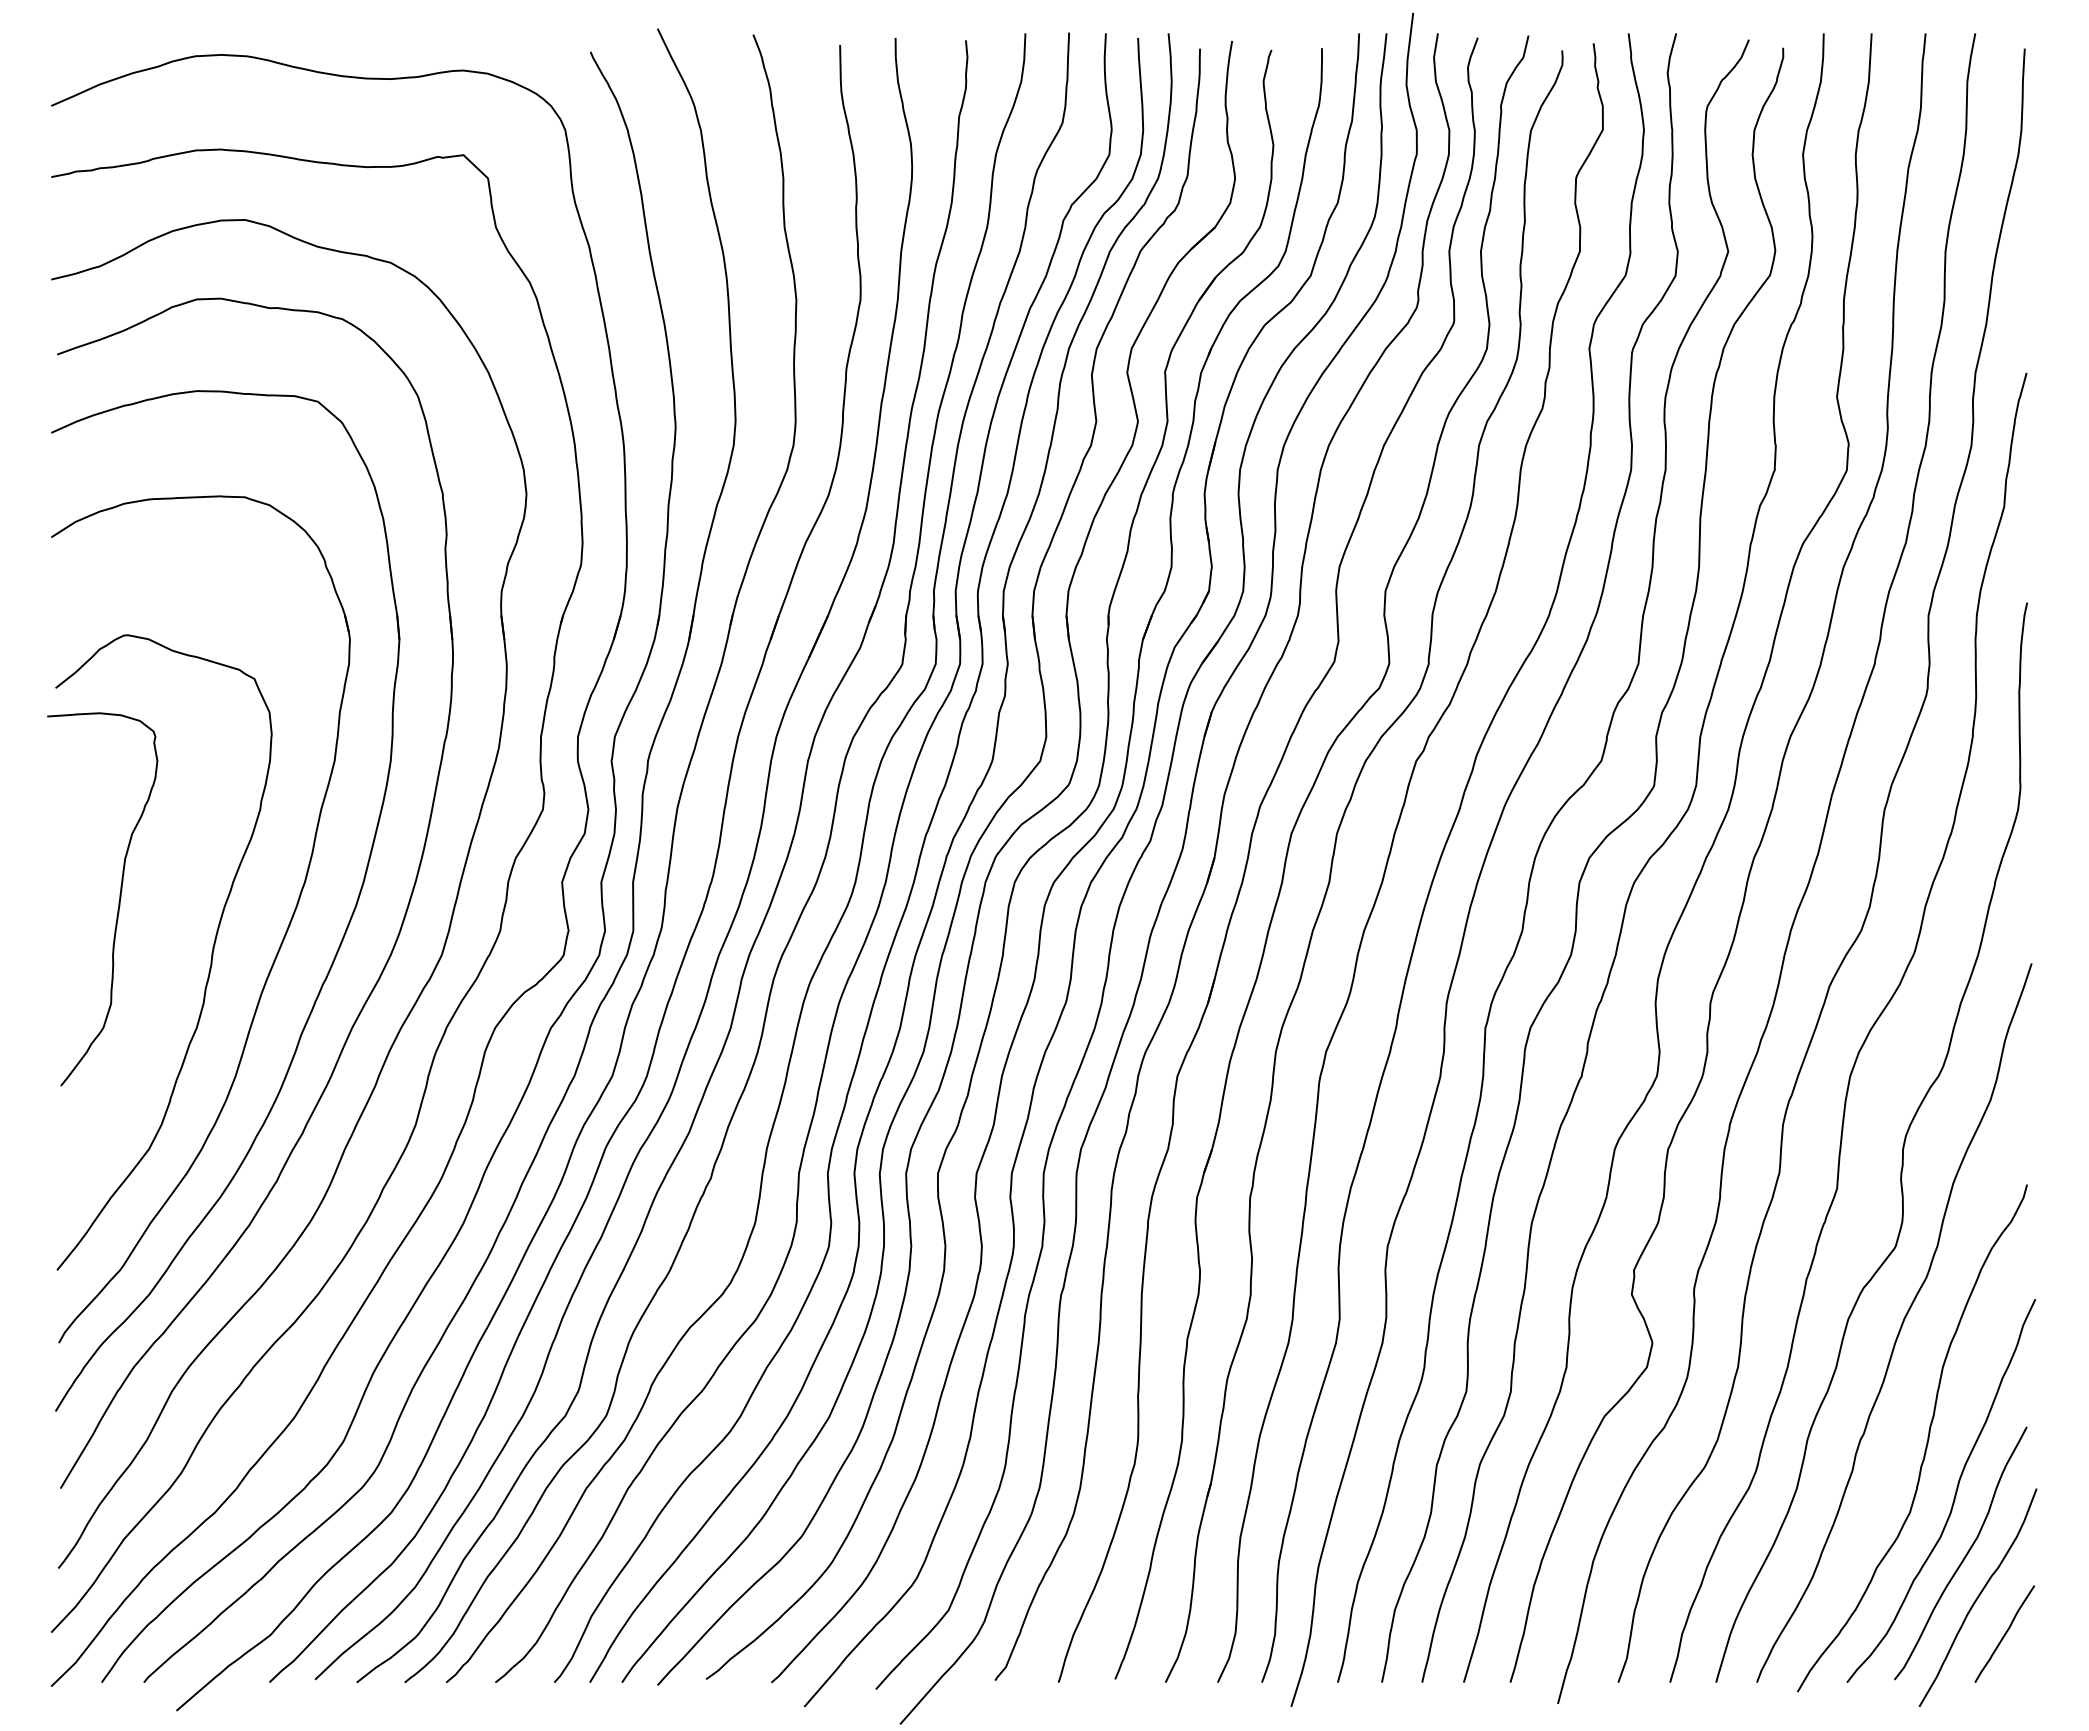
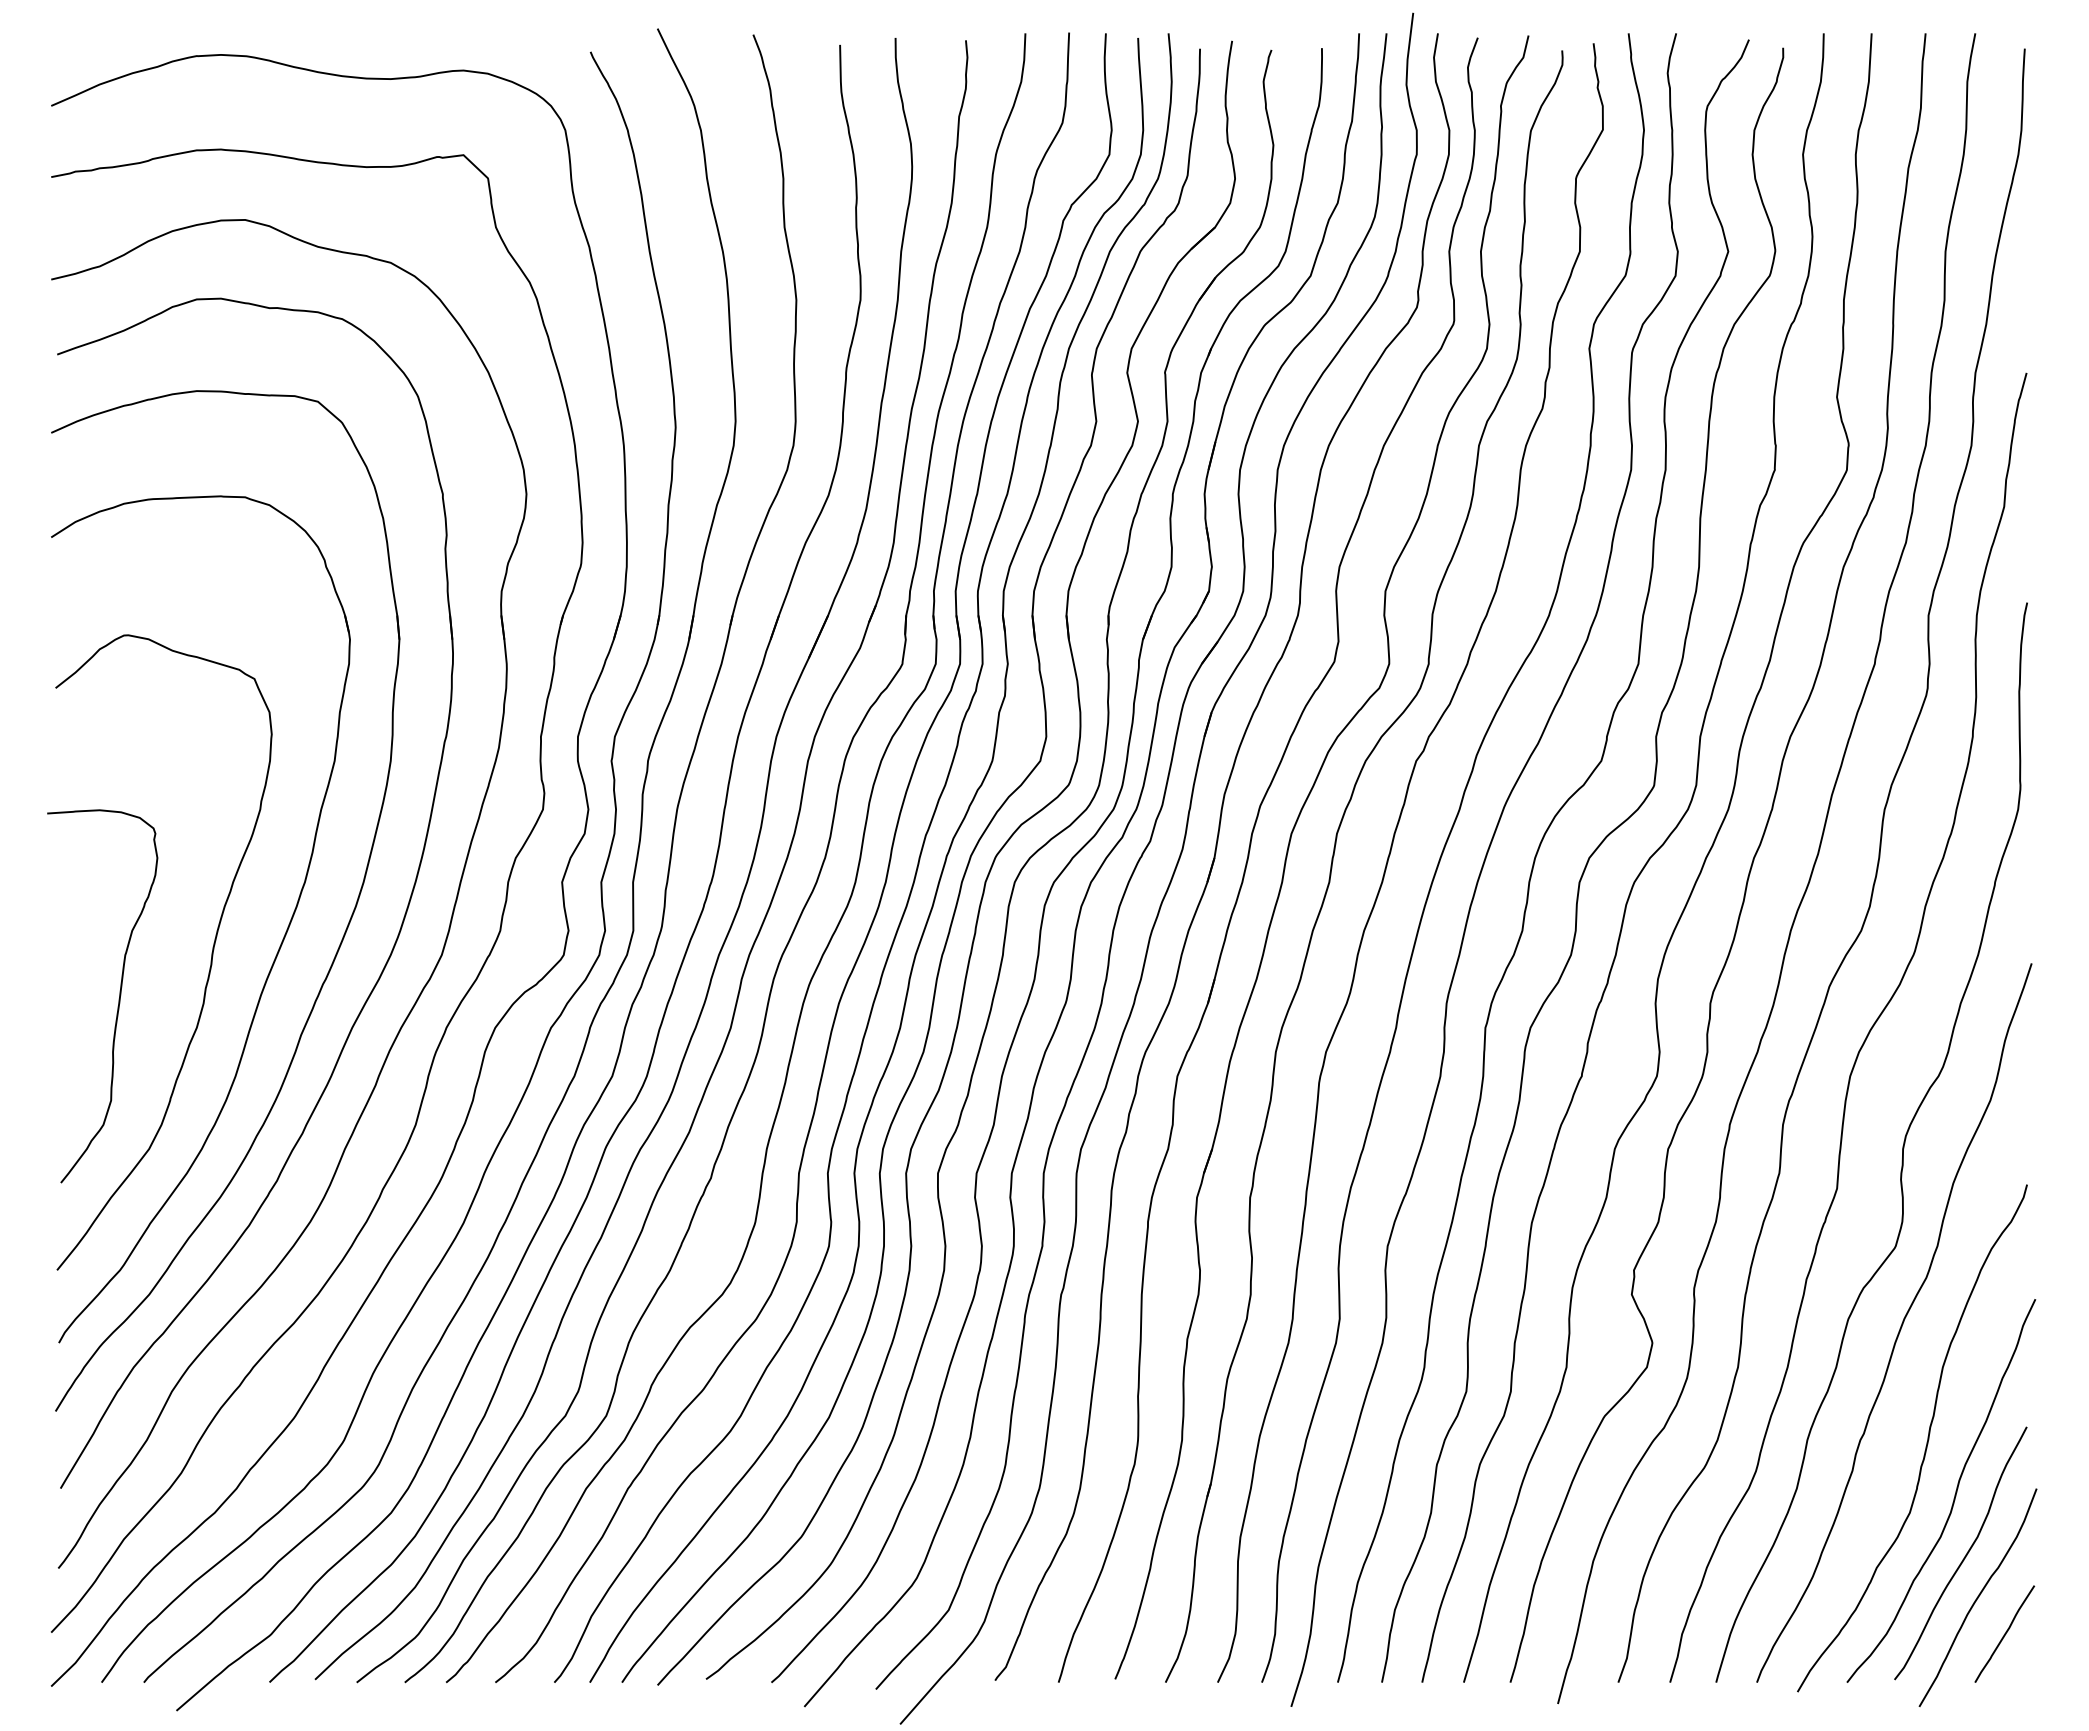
curve position: (118, 901) -> (118, 998) (118, 998)
